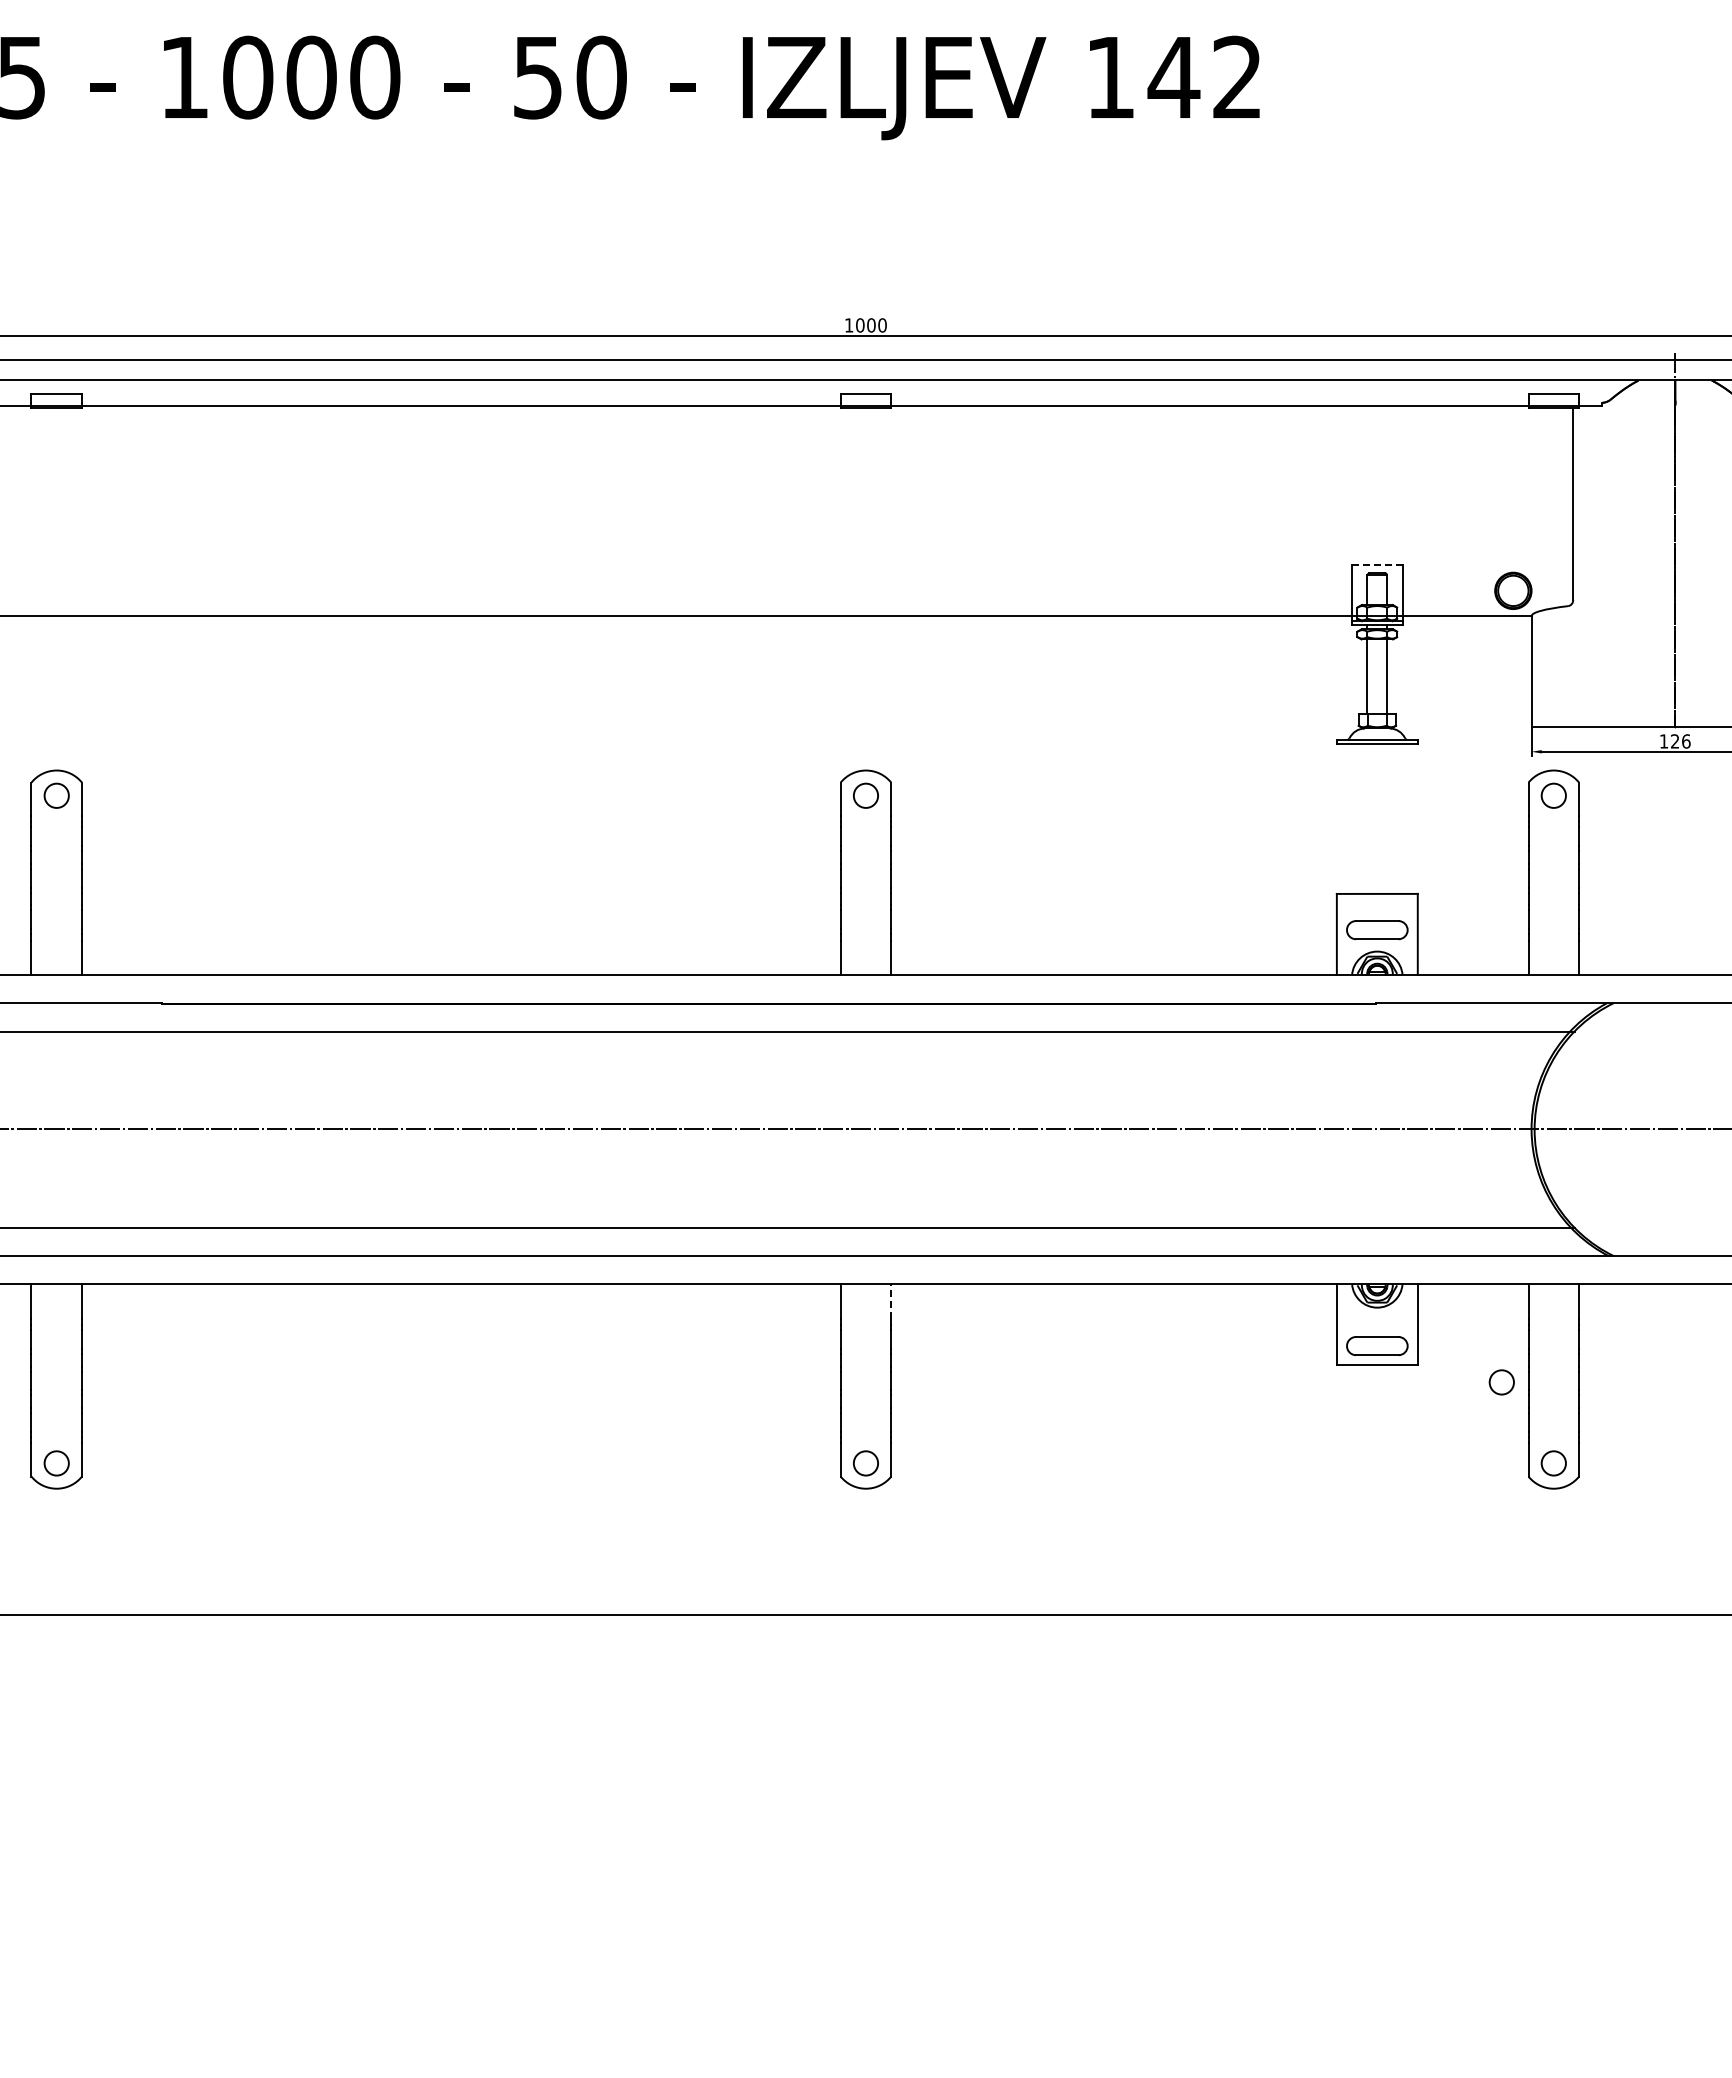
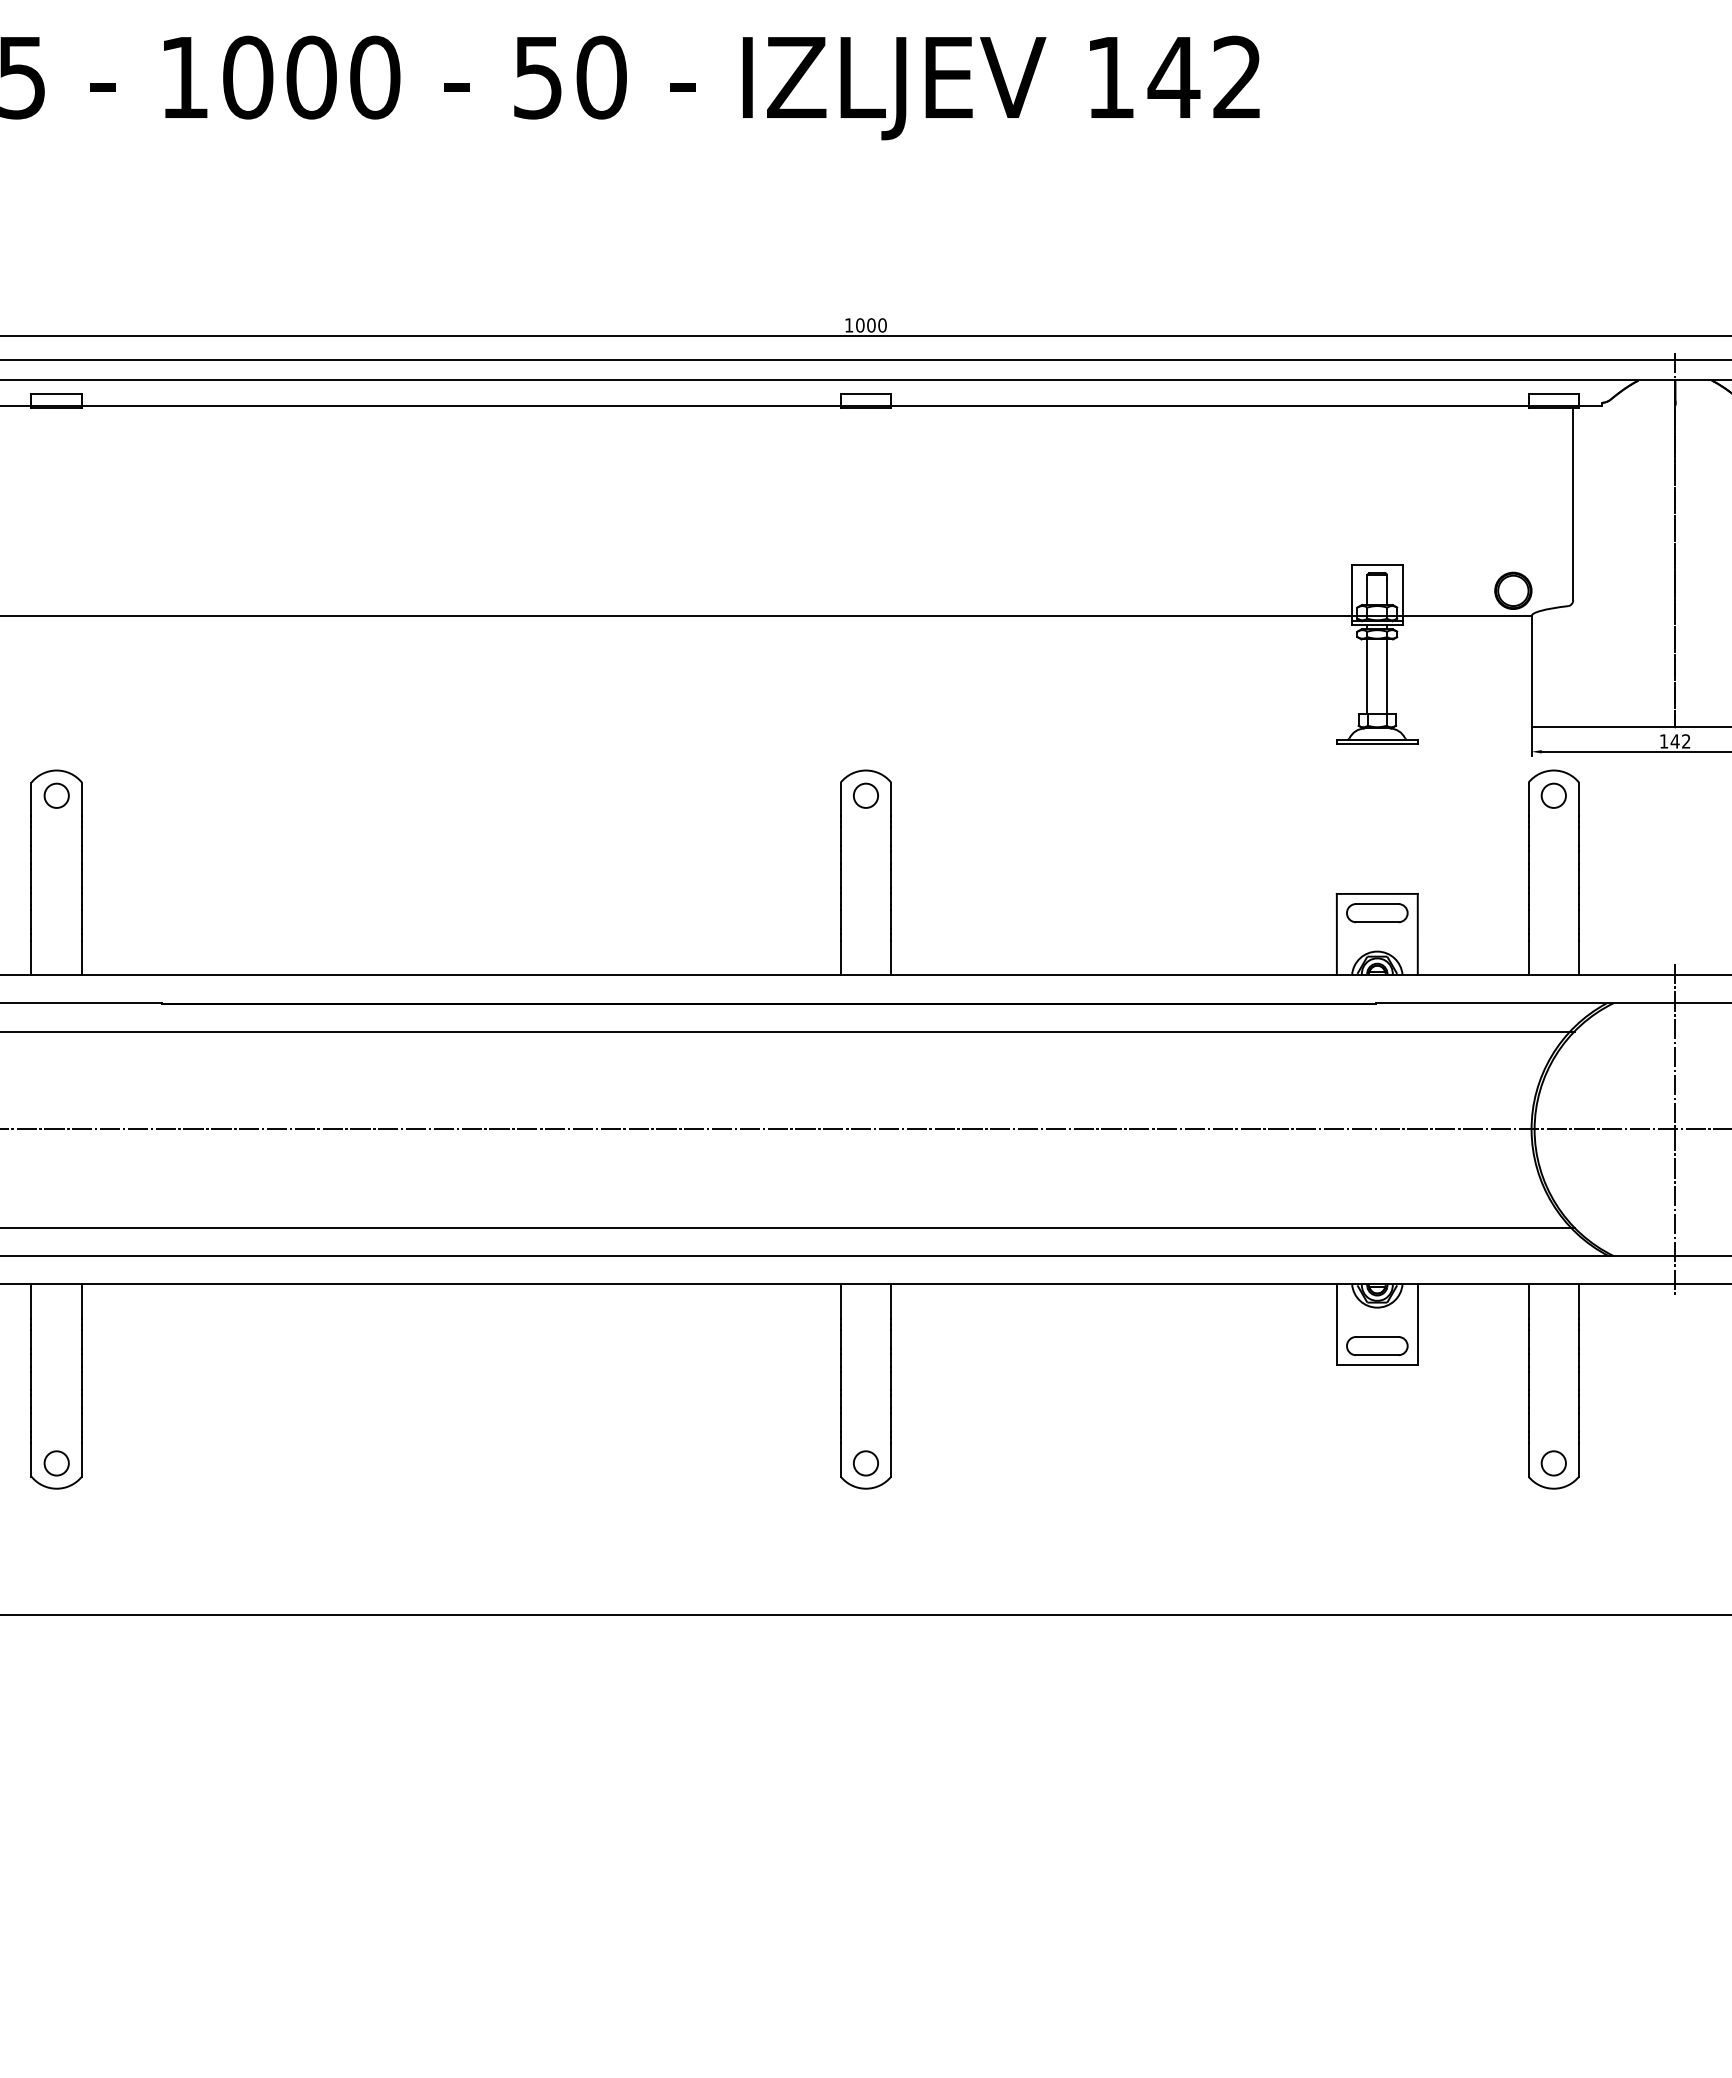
line: dashed -> solid (1376, 564)
text: 126 -> 142 (1680, 741)
part position: (1377, 930) -> (1377, 913) (1377, 913)
line: none -> present (1675, 1129)
line: dashed -> solid (891, 1301)
circle: present -> none (1501, 1382)
